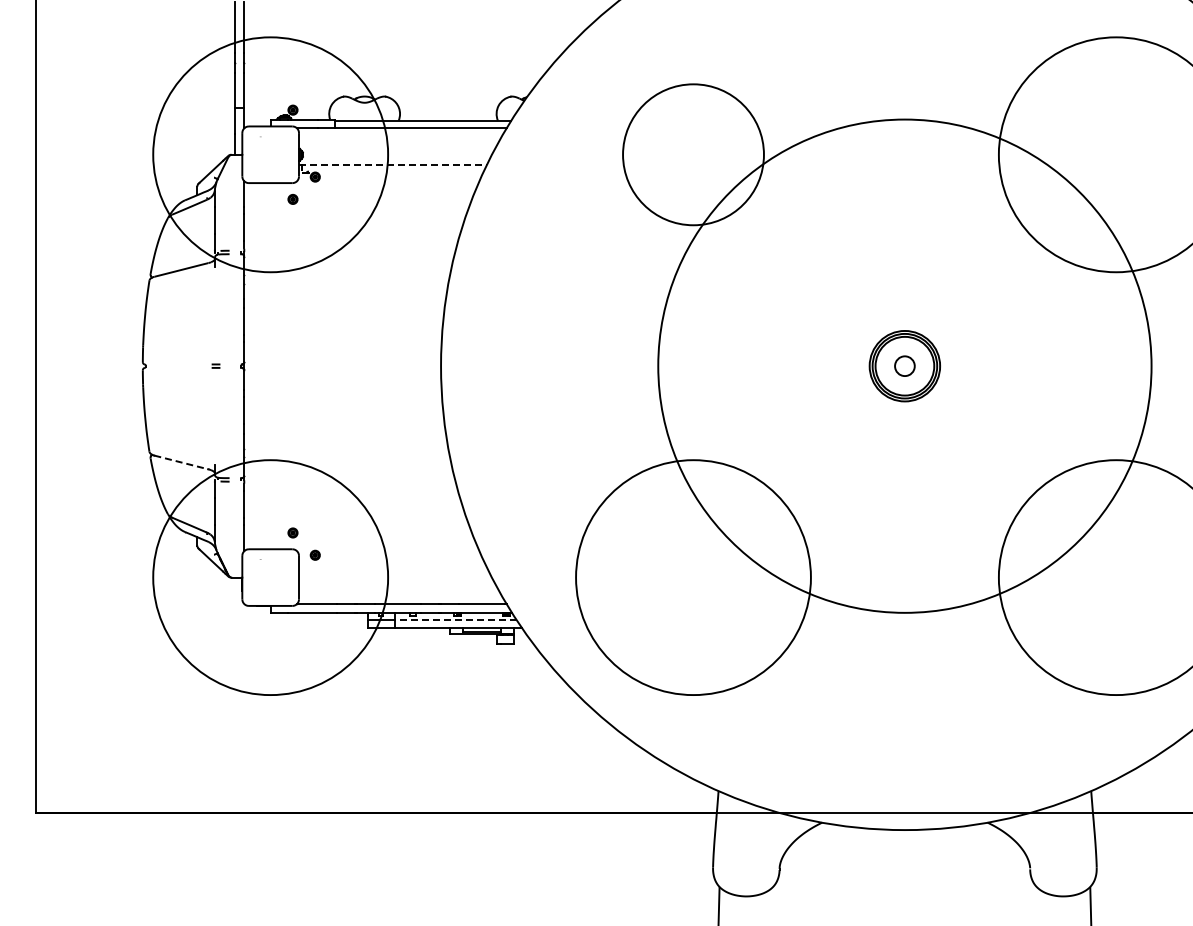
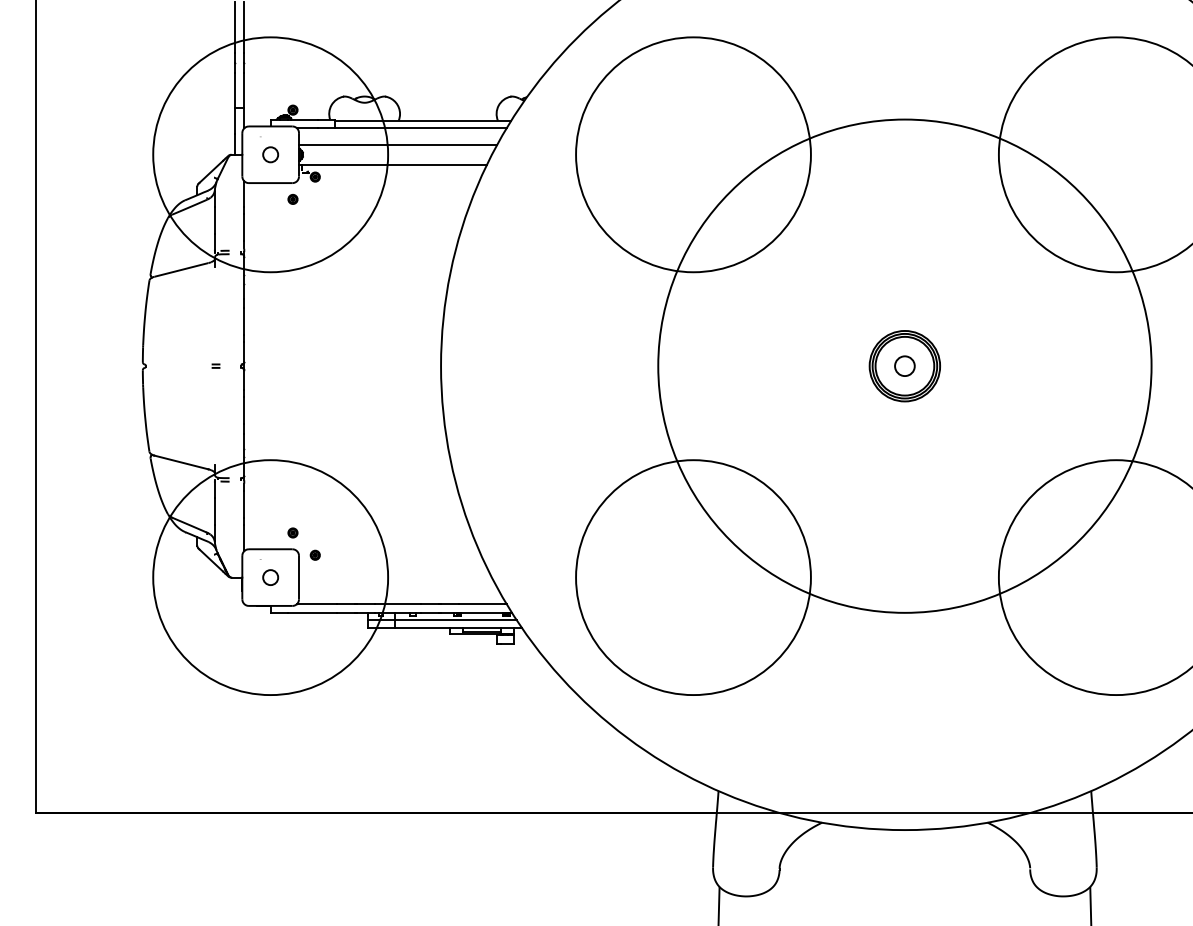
line: none -> present (397, 144)
circle: none -> present (270, 154)
circle diameter: 141 px -> 235 px (693, 154)
line: dashed -> solid (393, 164)
line: dashed -> solid (181, 462)
circle: none -> present (270, 577)
line: dashed -> solid (455, 620)
